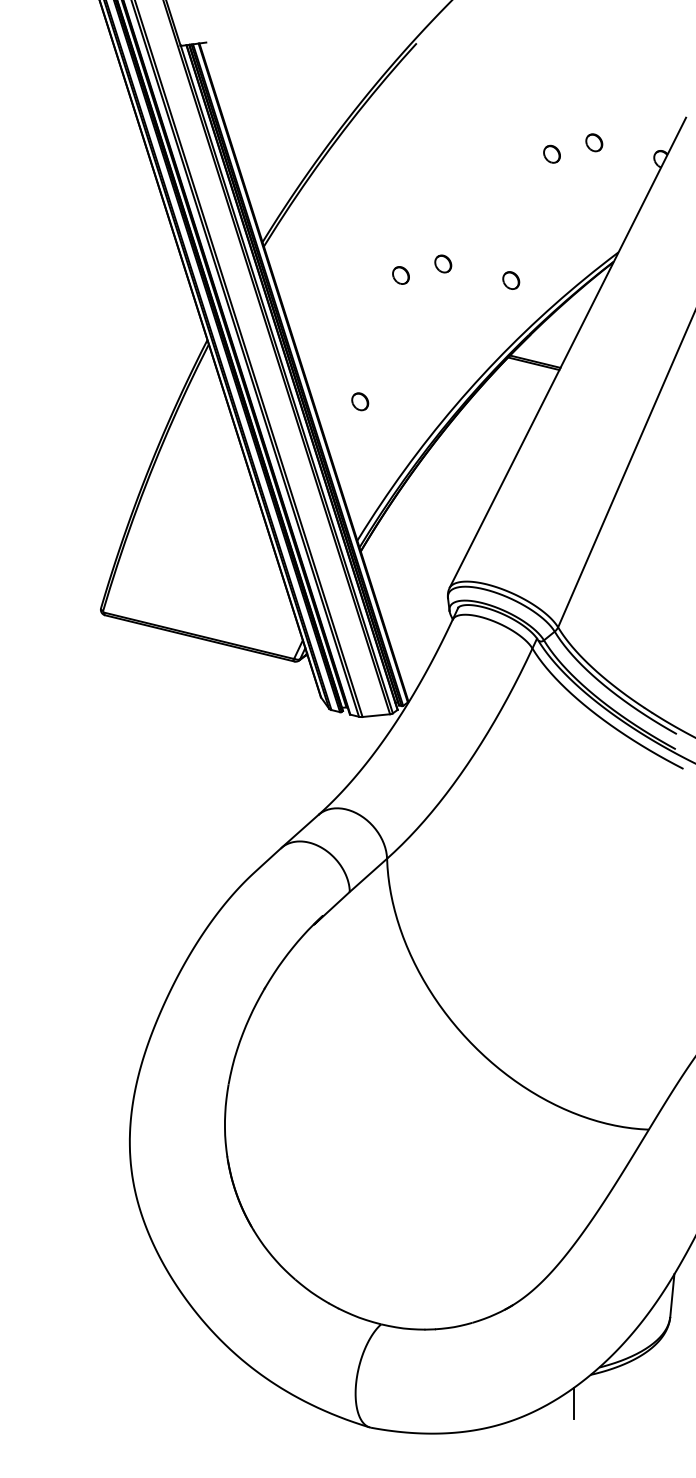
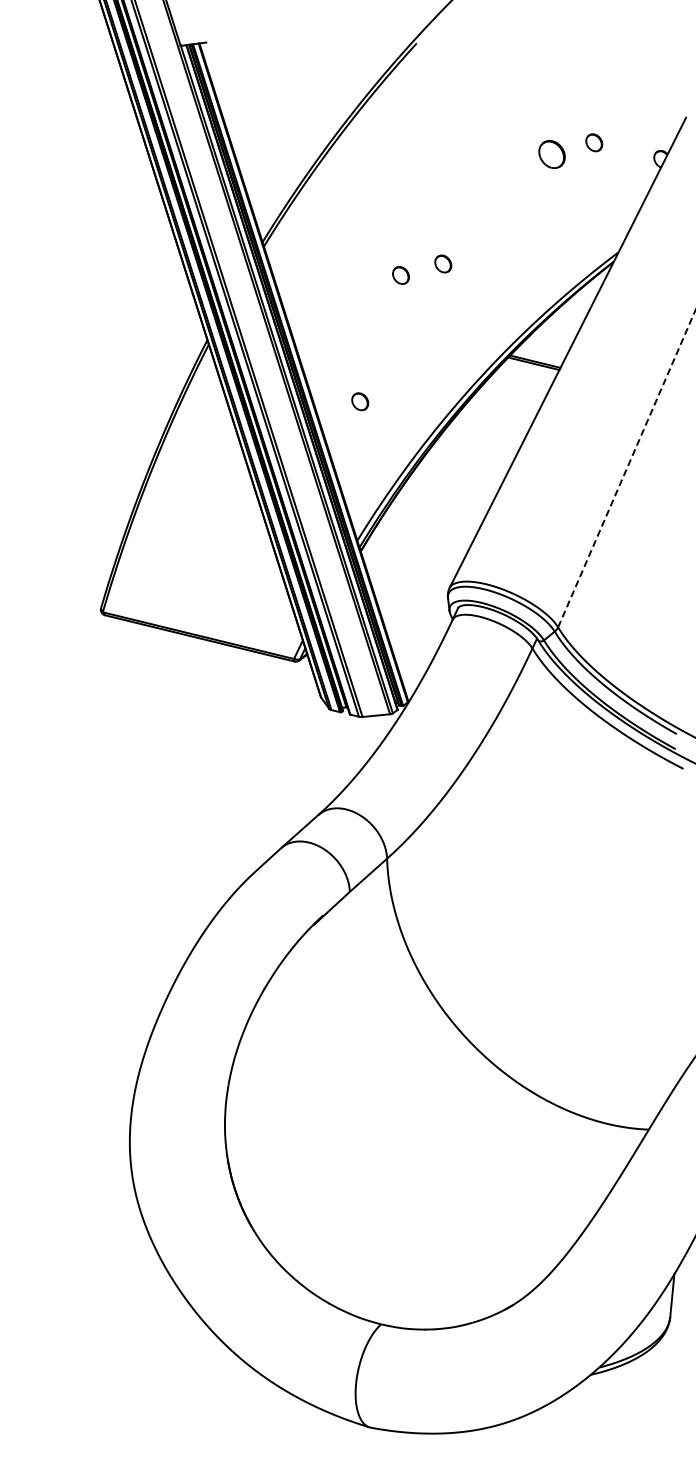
part size: 18x20 px -> 28x30 px (551, 154)
part: present -> none (511, 280)
line: solid -> dashed (626, 468)
line: present -> none (574, 1403)
